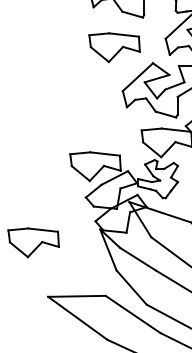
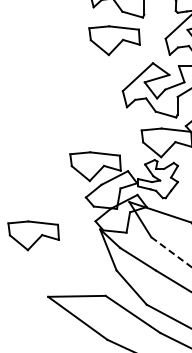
part position: (114, 47) -> (114, 40) (114, 40)
part position: (33, 242) -> (33, 235) (33, 235)
line: solid -> dashed (171, 252)
